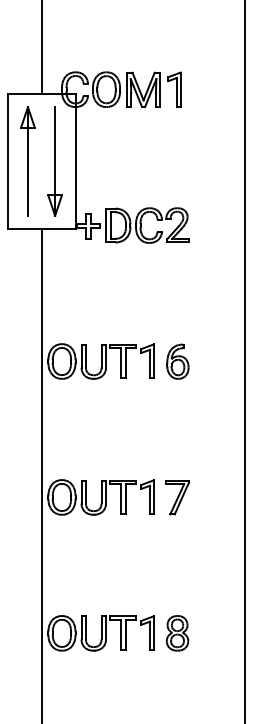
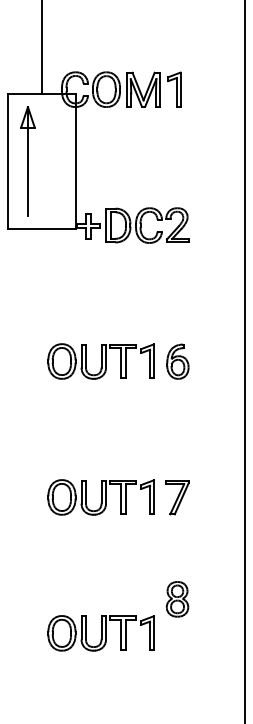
part: present -> none (54, 161)
line: present -> none (41, 474)
part position: (177, 633) -> (177, 599) (177, 599)
